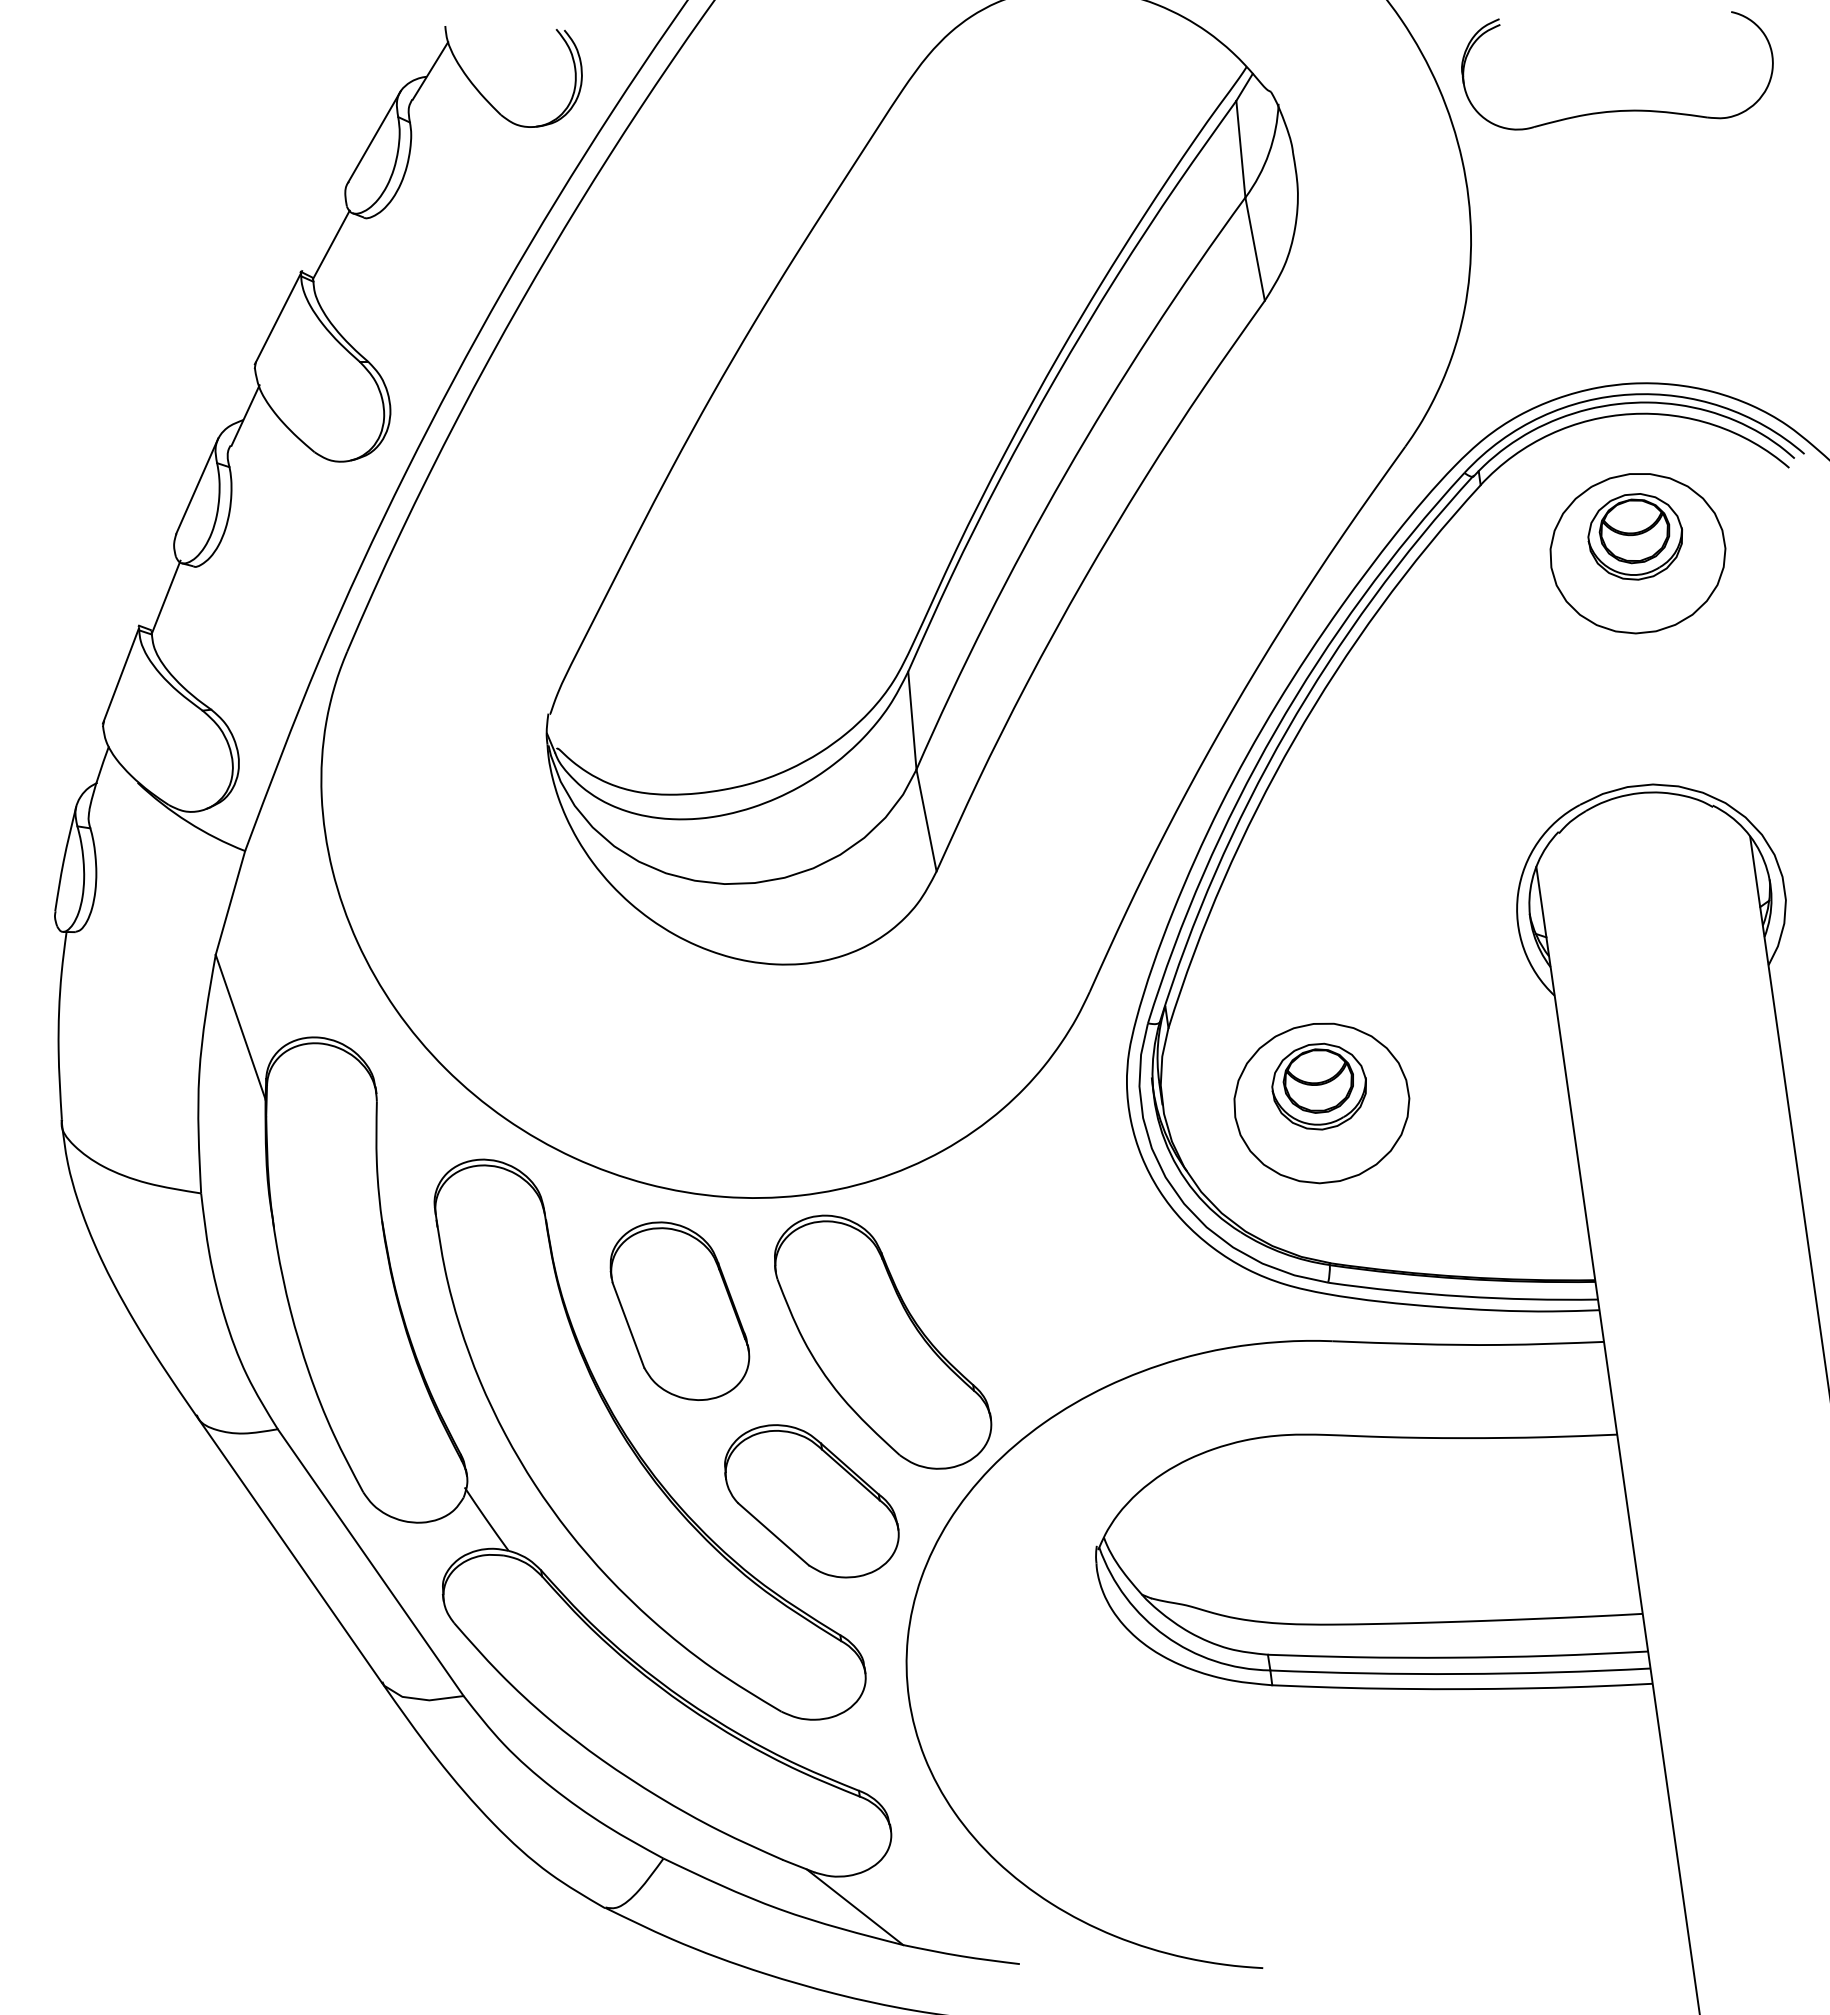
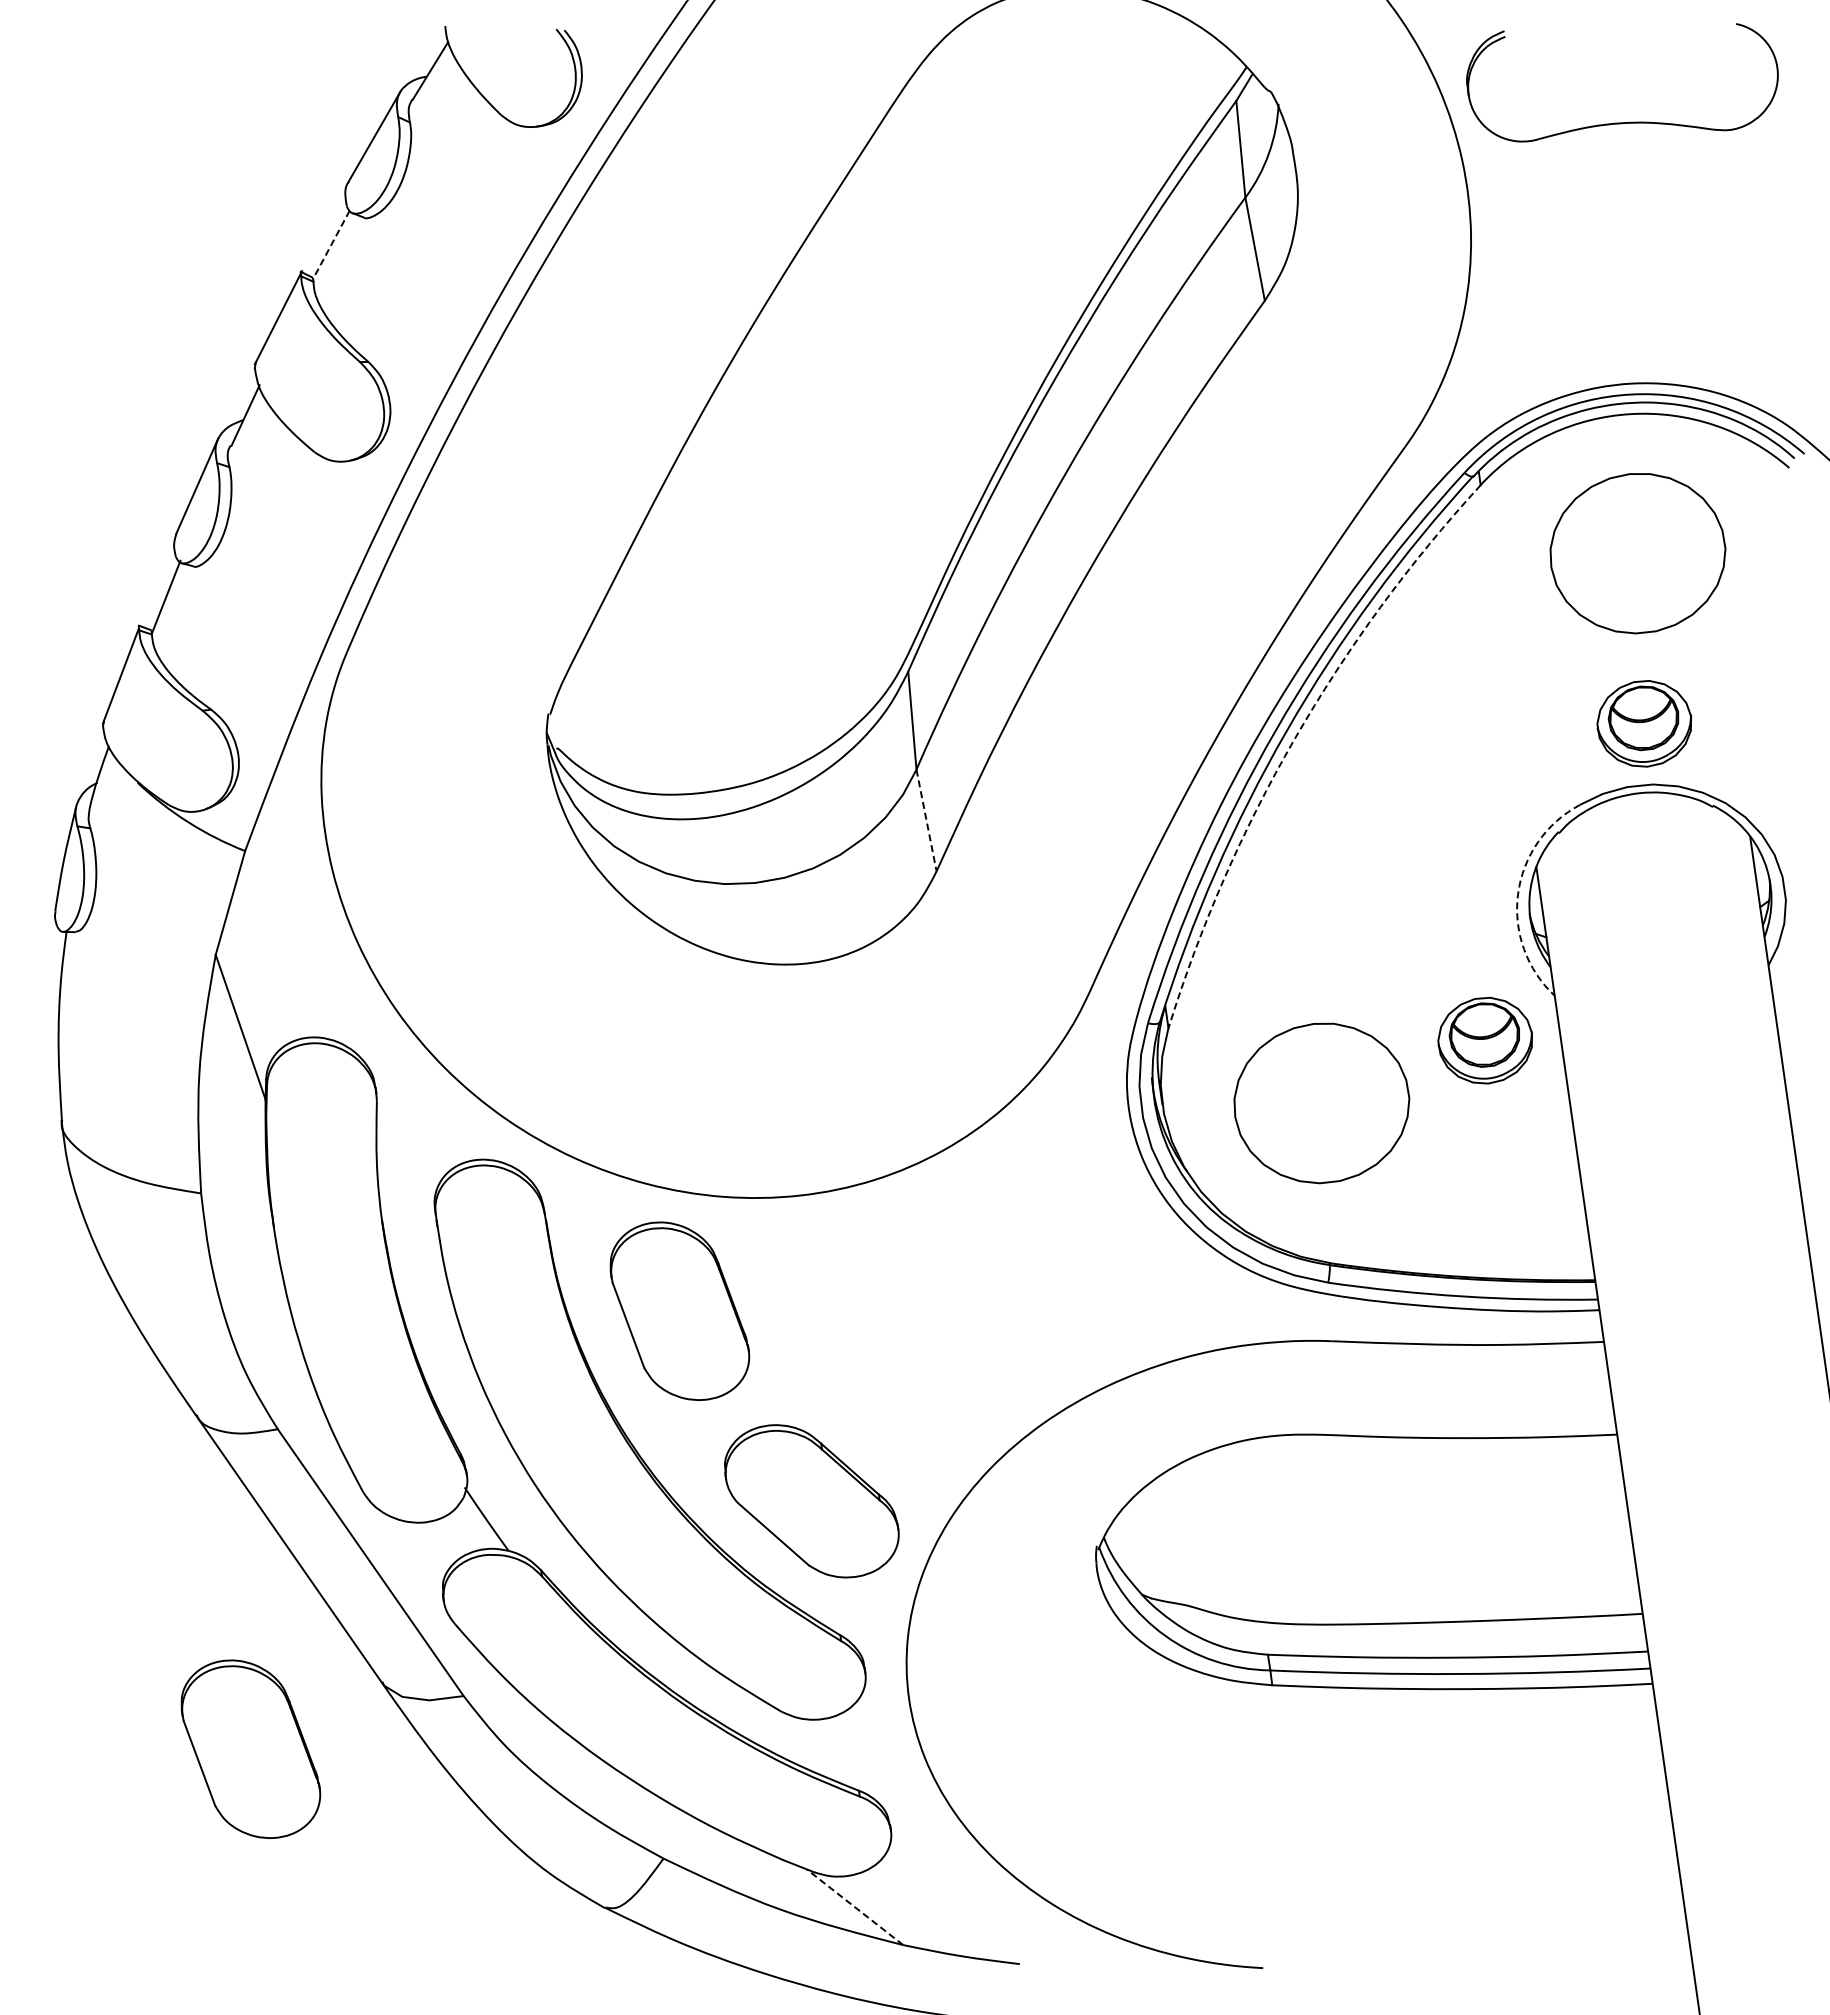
part position: (1625, 109) -> (1630, 121) (1630, 121)
line: solid -> dashed (331, 244)
part position: (1634, 536) -> (1643, 723) (1643, 723)
arc: solid -> dashed (1294, 739)
line: solid -> dashed (926, 820)
arc: solid -> dashed (1518, 893)
part position: (1318, 1086) -> (1484, 1040) (1484, 1040)
part: present -> none (883, 1341)
part: none -> present (250, 1748)
line: solid -> dashed (854, 1906)
